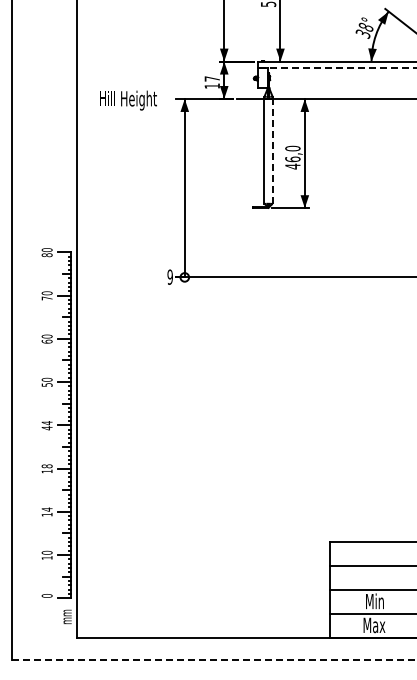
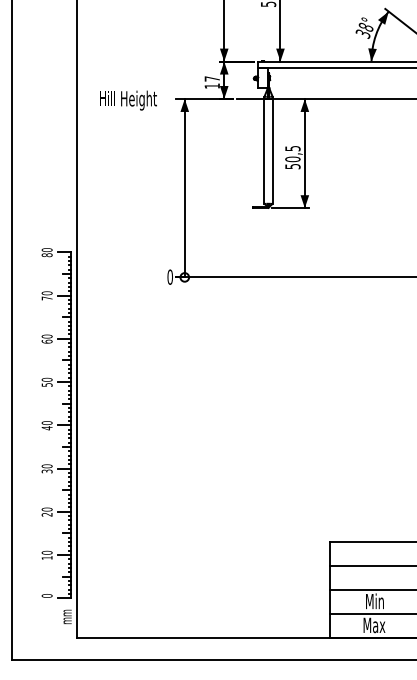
line: dashed -> solid (337, 67)
line: dashed -> solid (272, 150)
text: 46,0 -> 50,5 (292, 157)
text: 9 -> 0 (169, 276)
text: 44 -> 40 (46, 423)
text: 18 -> 30 (46, 468)
text: 14 -> 20 (46, 511)
line: dashed -> solid (214, 659)
